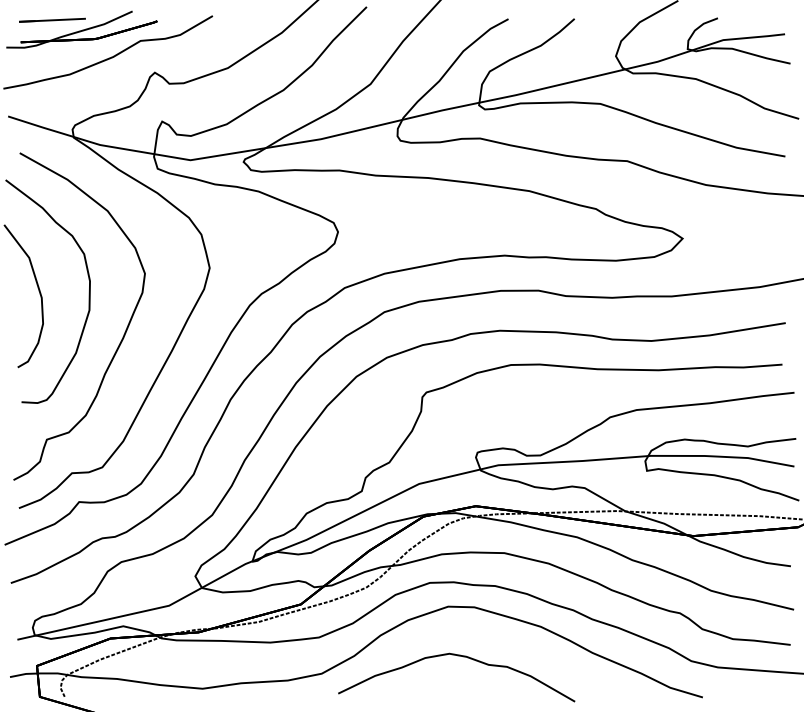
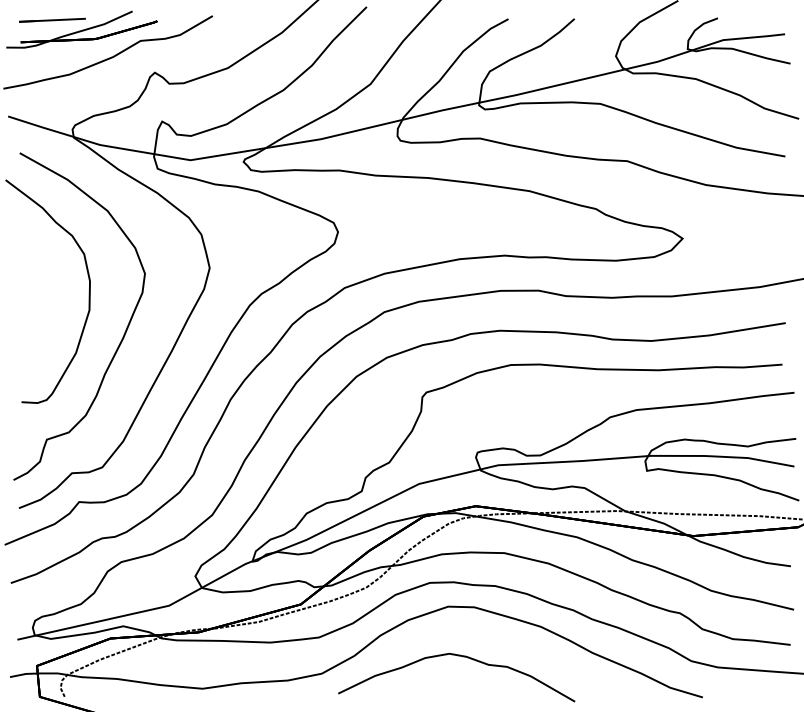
curve: present -> none (38, 291)
